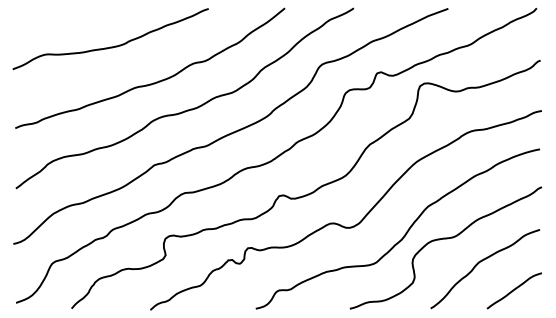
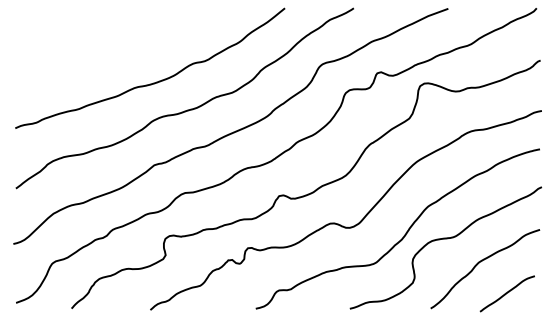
curve: present -> none (110, 46)
curve position: (513, 290) -> (506, 293) (506, 293)
